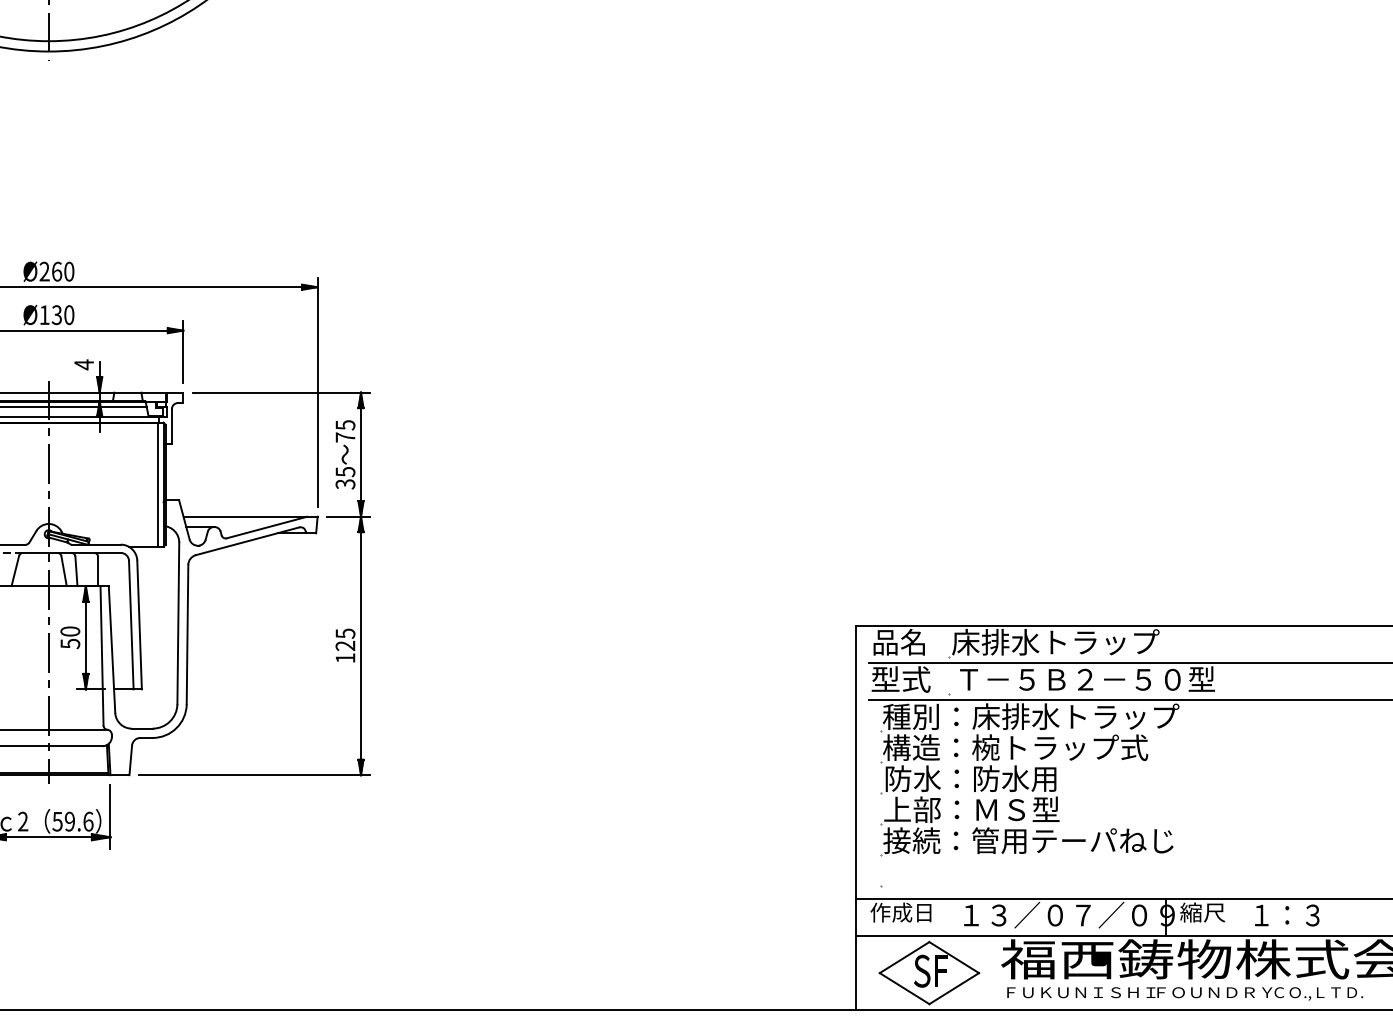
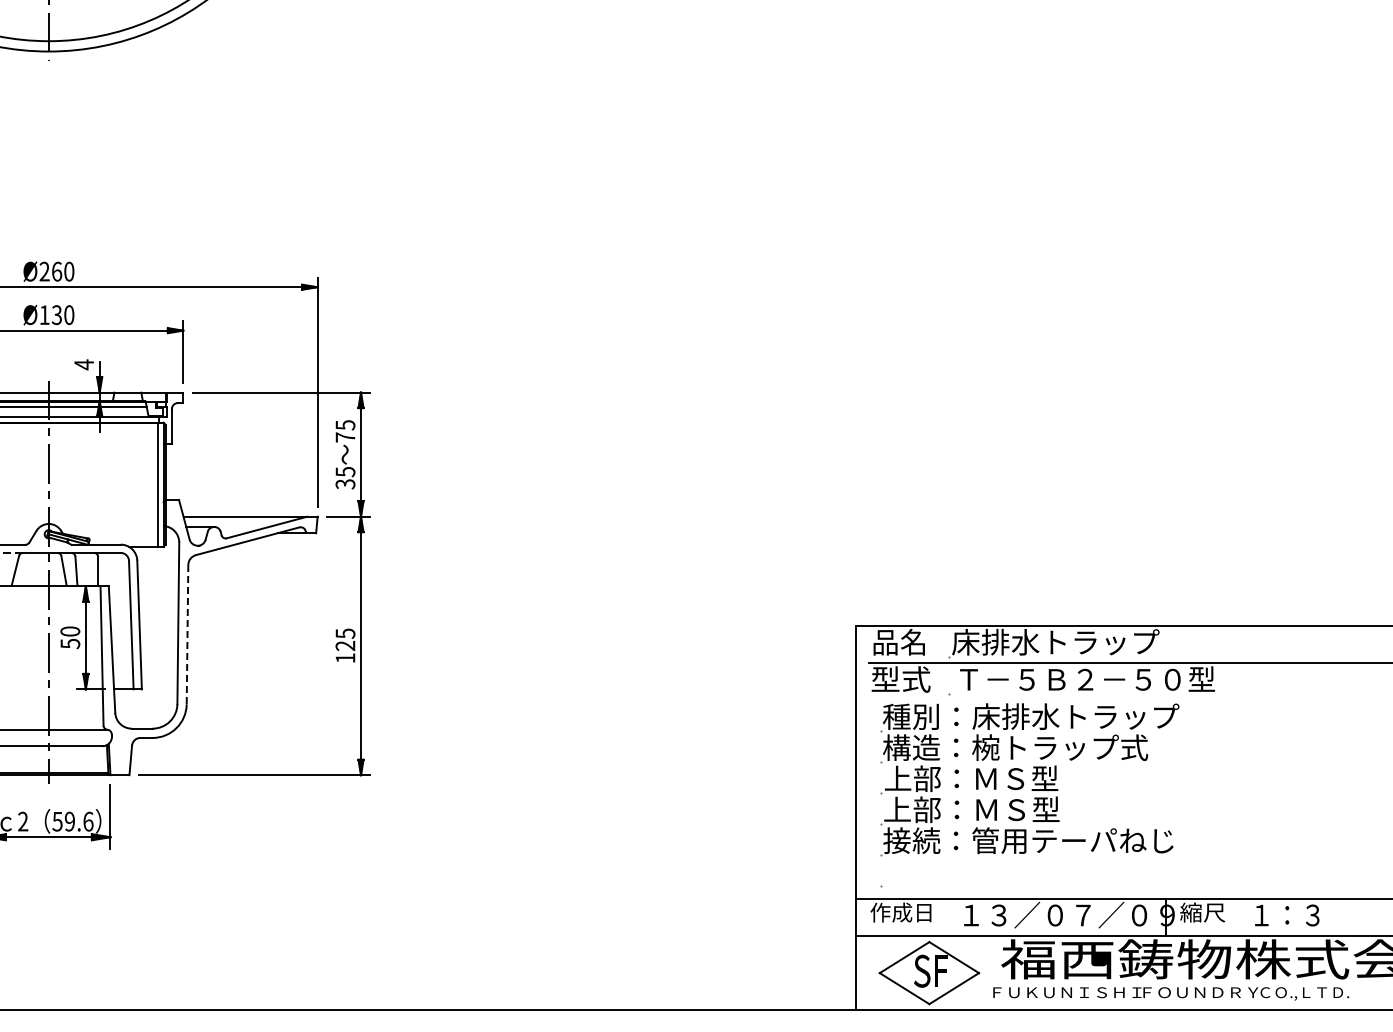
line: solid -> dashed (187, 634)
line: present -> none (1128, 700)
text: 防水：防水用 -> 上部：ＭＳ型 (971, 778)
text position: (1185, 993) -> (1171, 993) (1171, 993)
